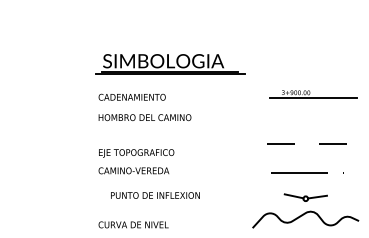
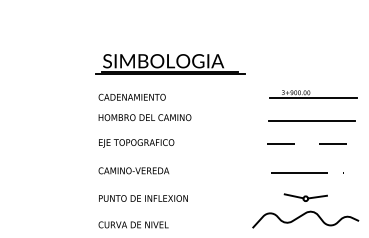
line: none -> present (311, 121)
text position: (136, 153) -> (136, 143) (136, 143)
text position: (155, 195) -> (143, 198) (143, 198)
